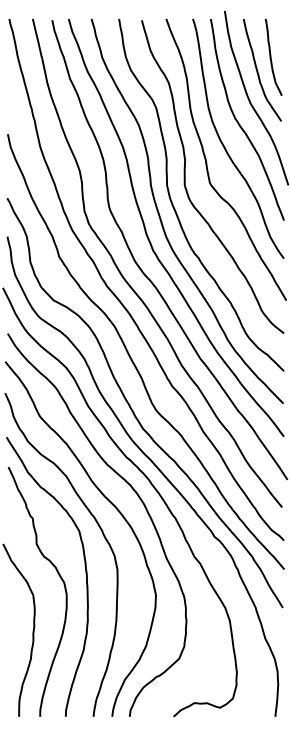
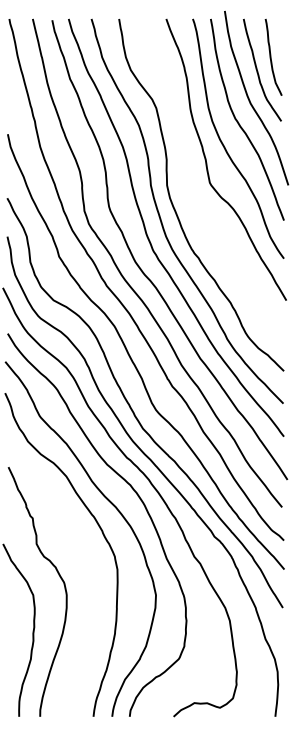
curve: present -> none (185, 176)
curve: present -> none (85, 574)
